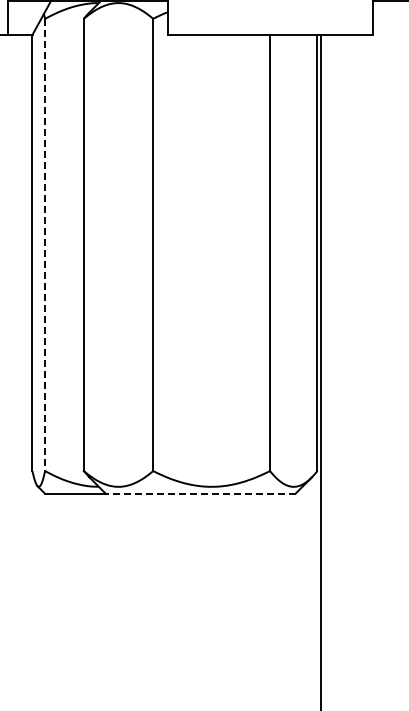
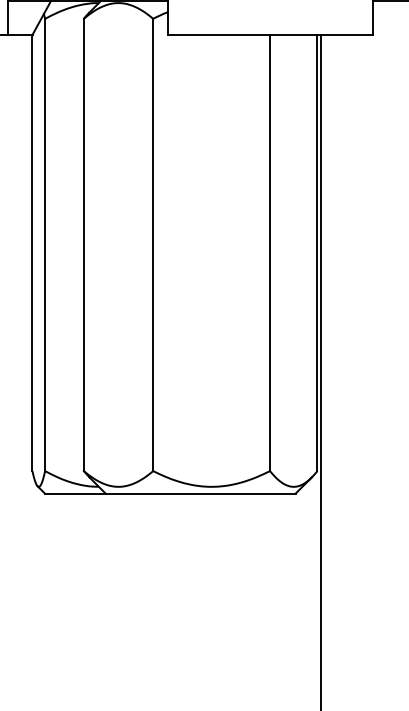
line: dashed -> solid (45, 245)
line: dashed -> solid (200, 493)
